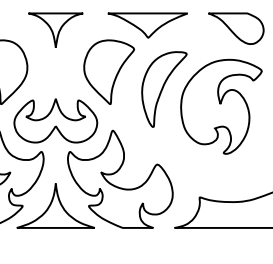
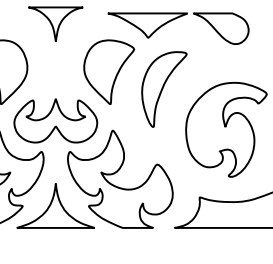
part position: (236, 28) -> (221, 28) (221, 28)
part position: (55, 29) -> (55, 23) (55, 23)
part position: (221, 106) -> (226, 129) (226, 129)
